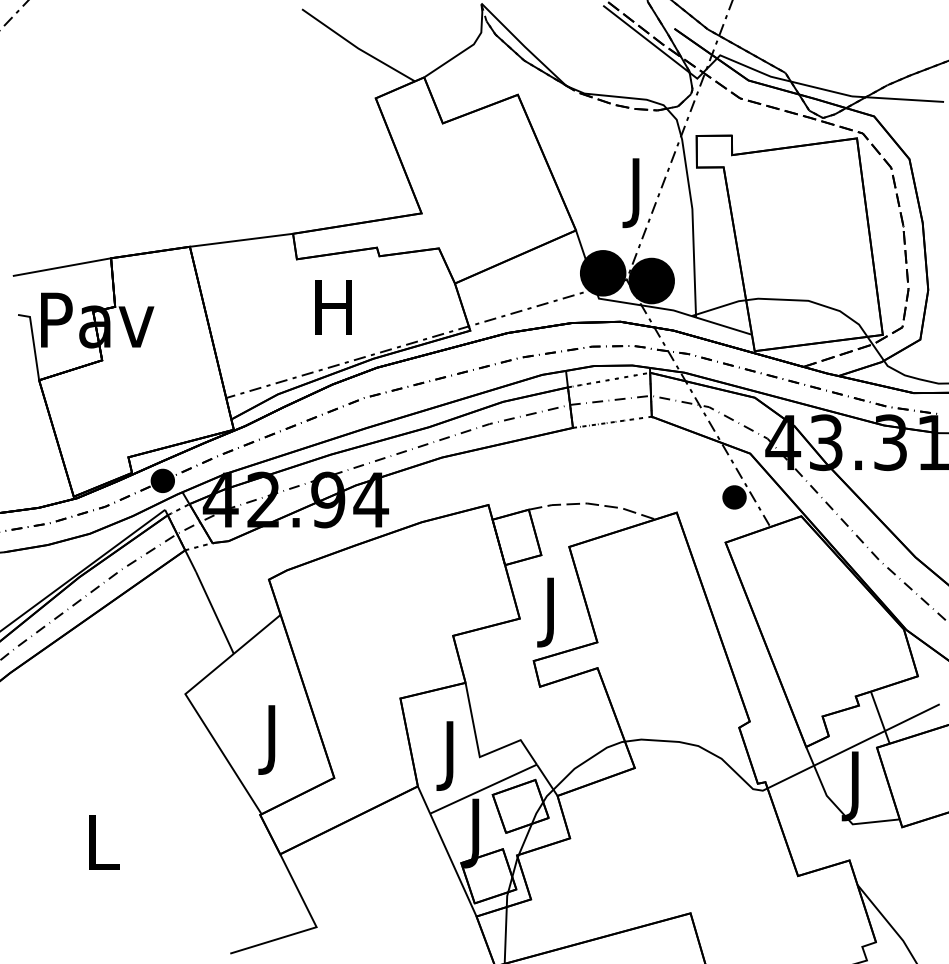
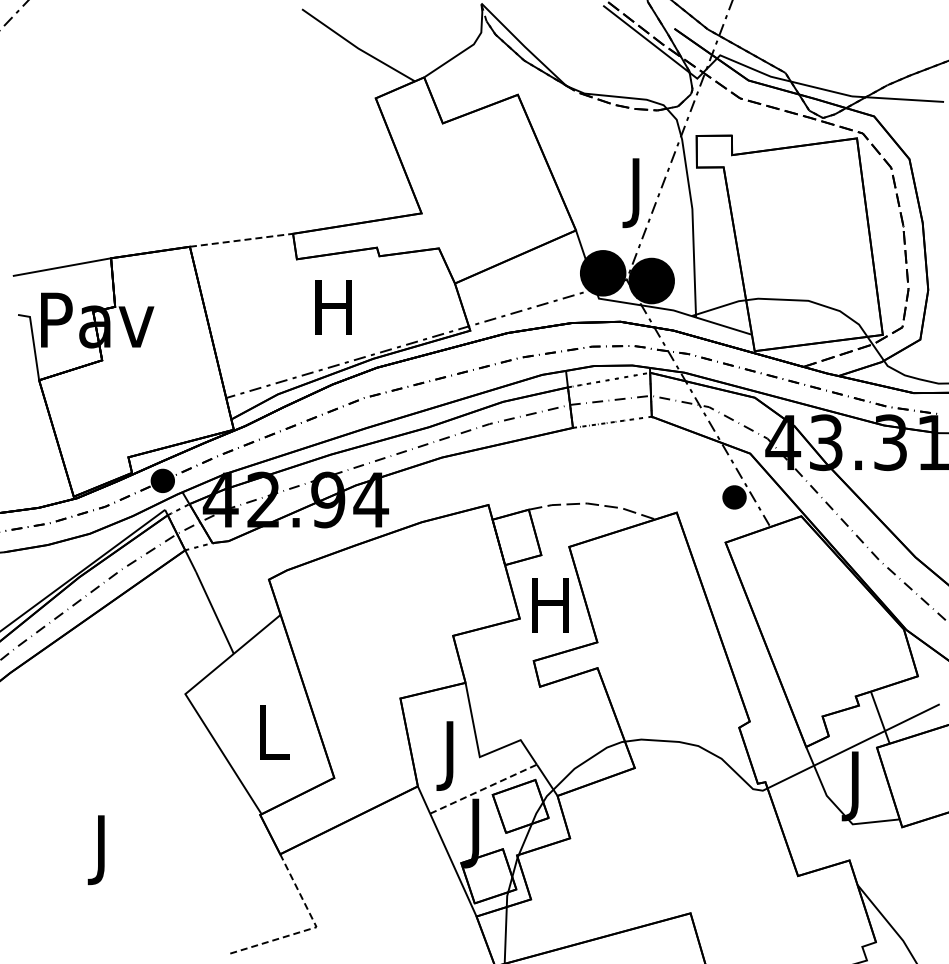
line: solid -> dashed (241, 240)
text: J -> H (550, 612)
text: J -> L (273, 739)
line: solid -> dashed (483, 789)
text: L -> J (103, 850)
line: solid -> dashed (312, 928)
